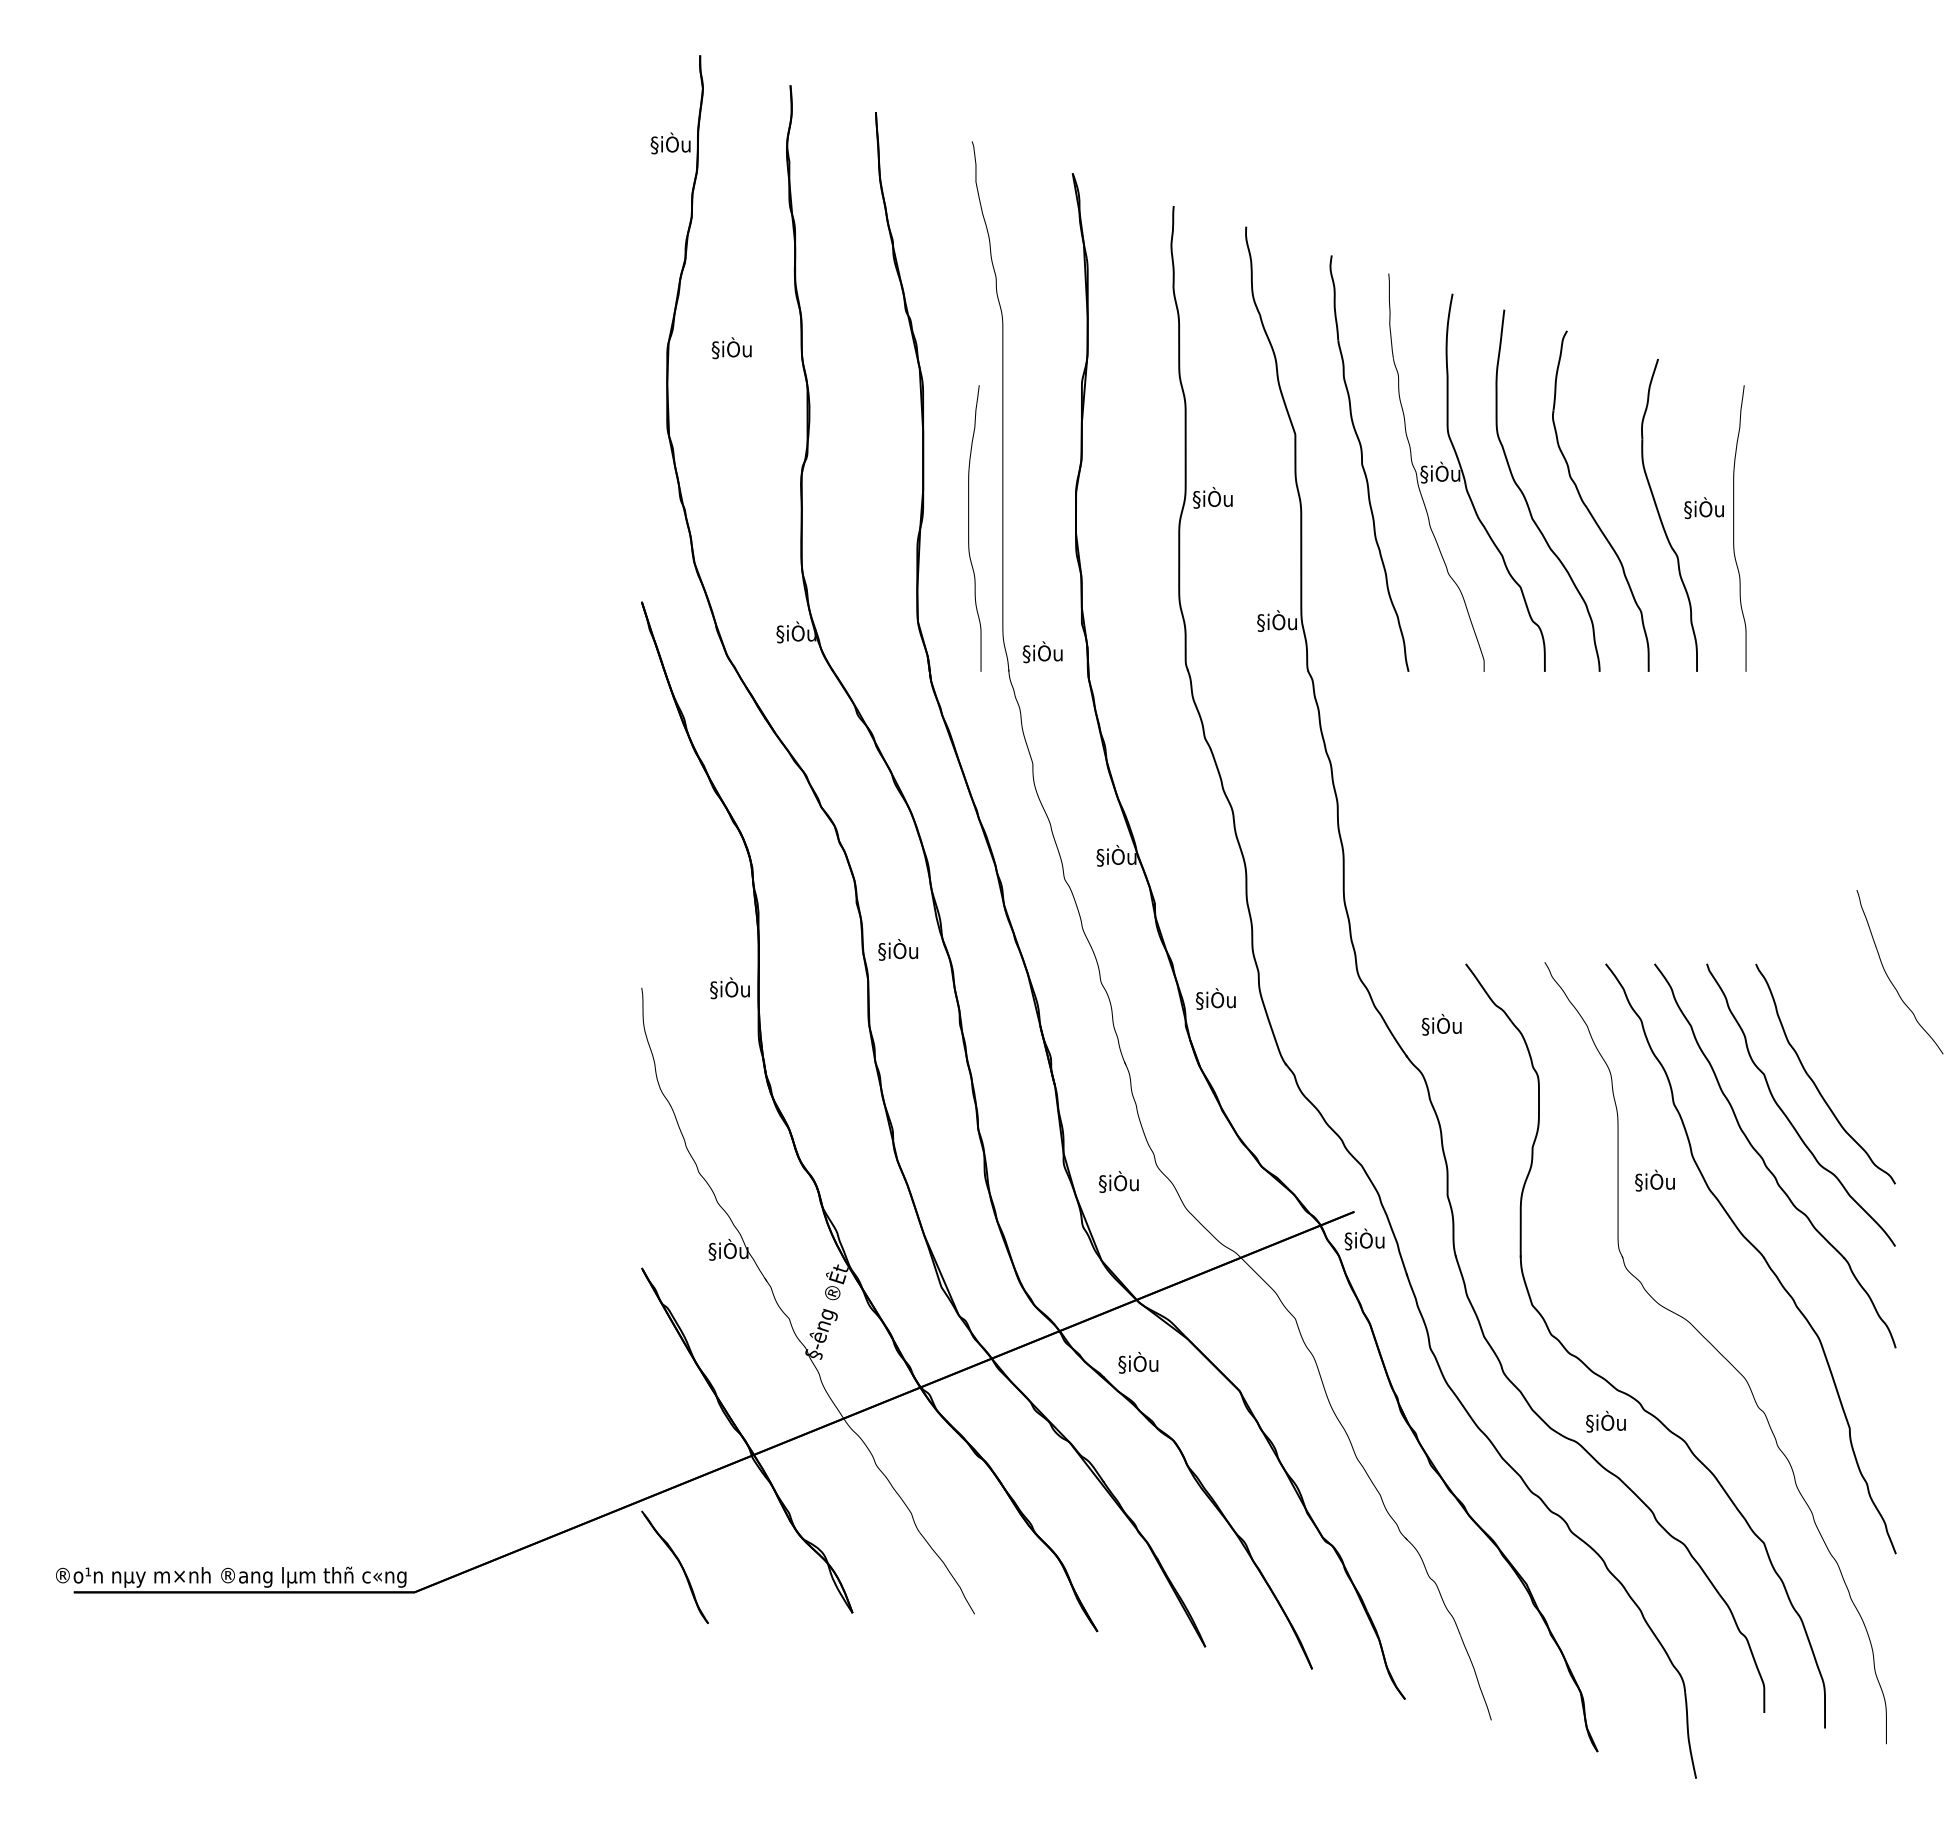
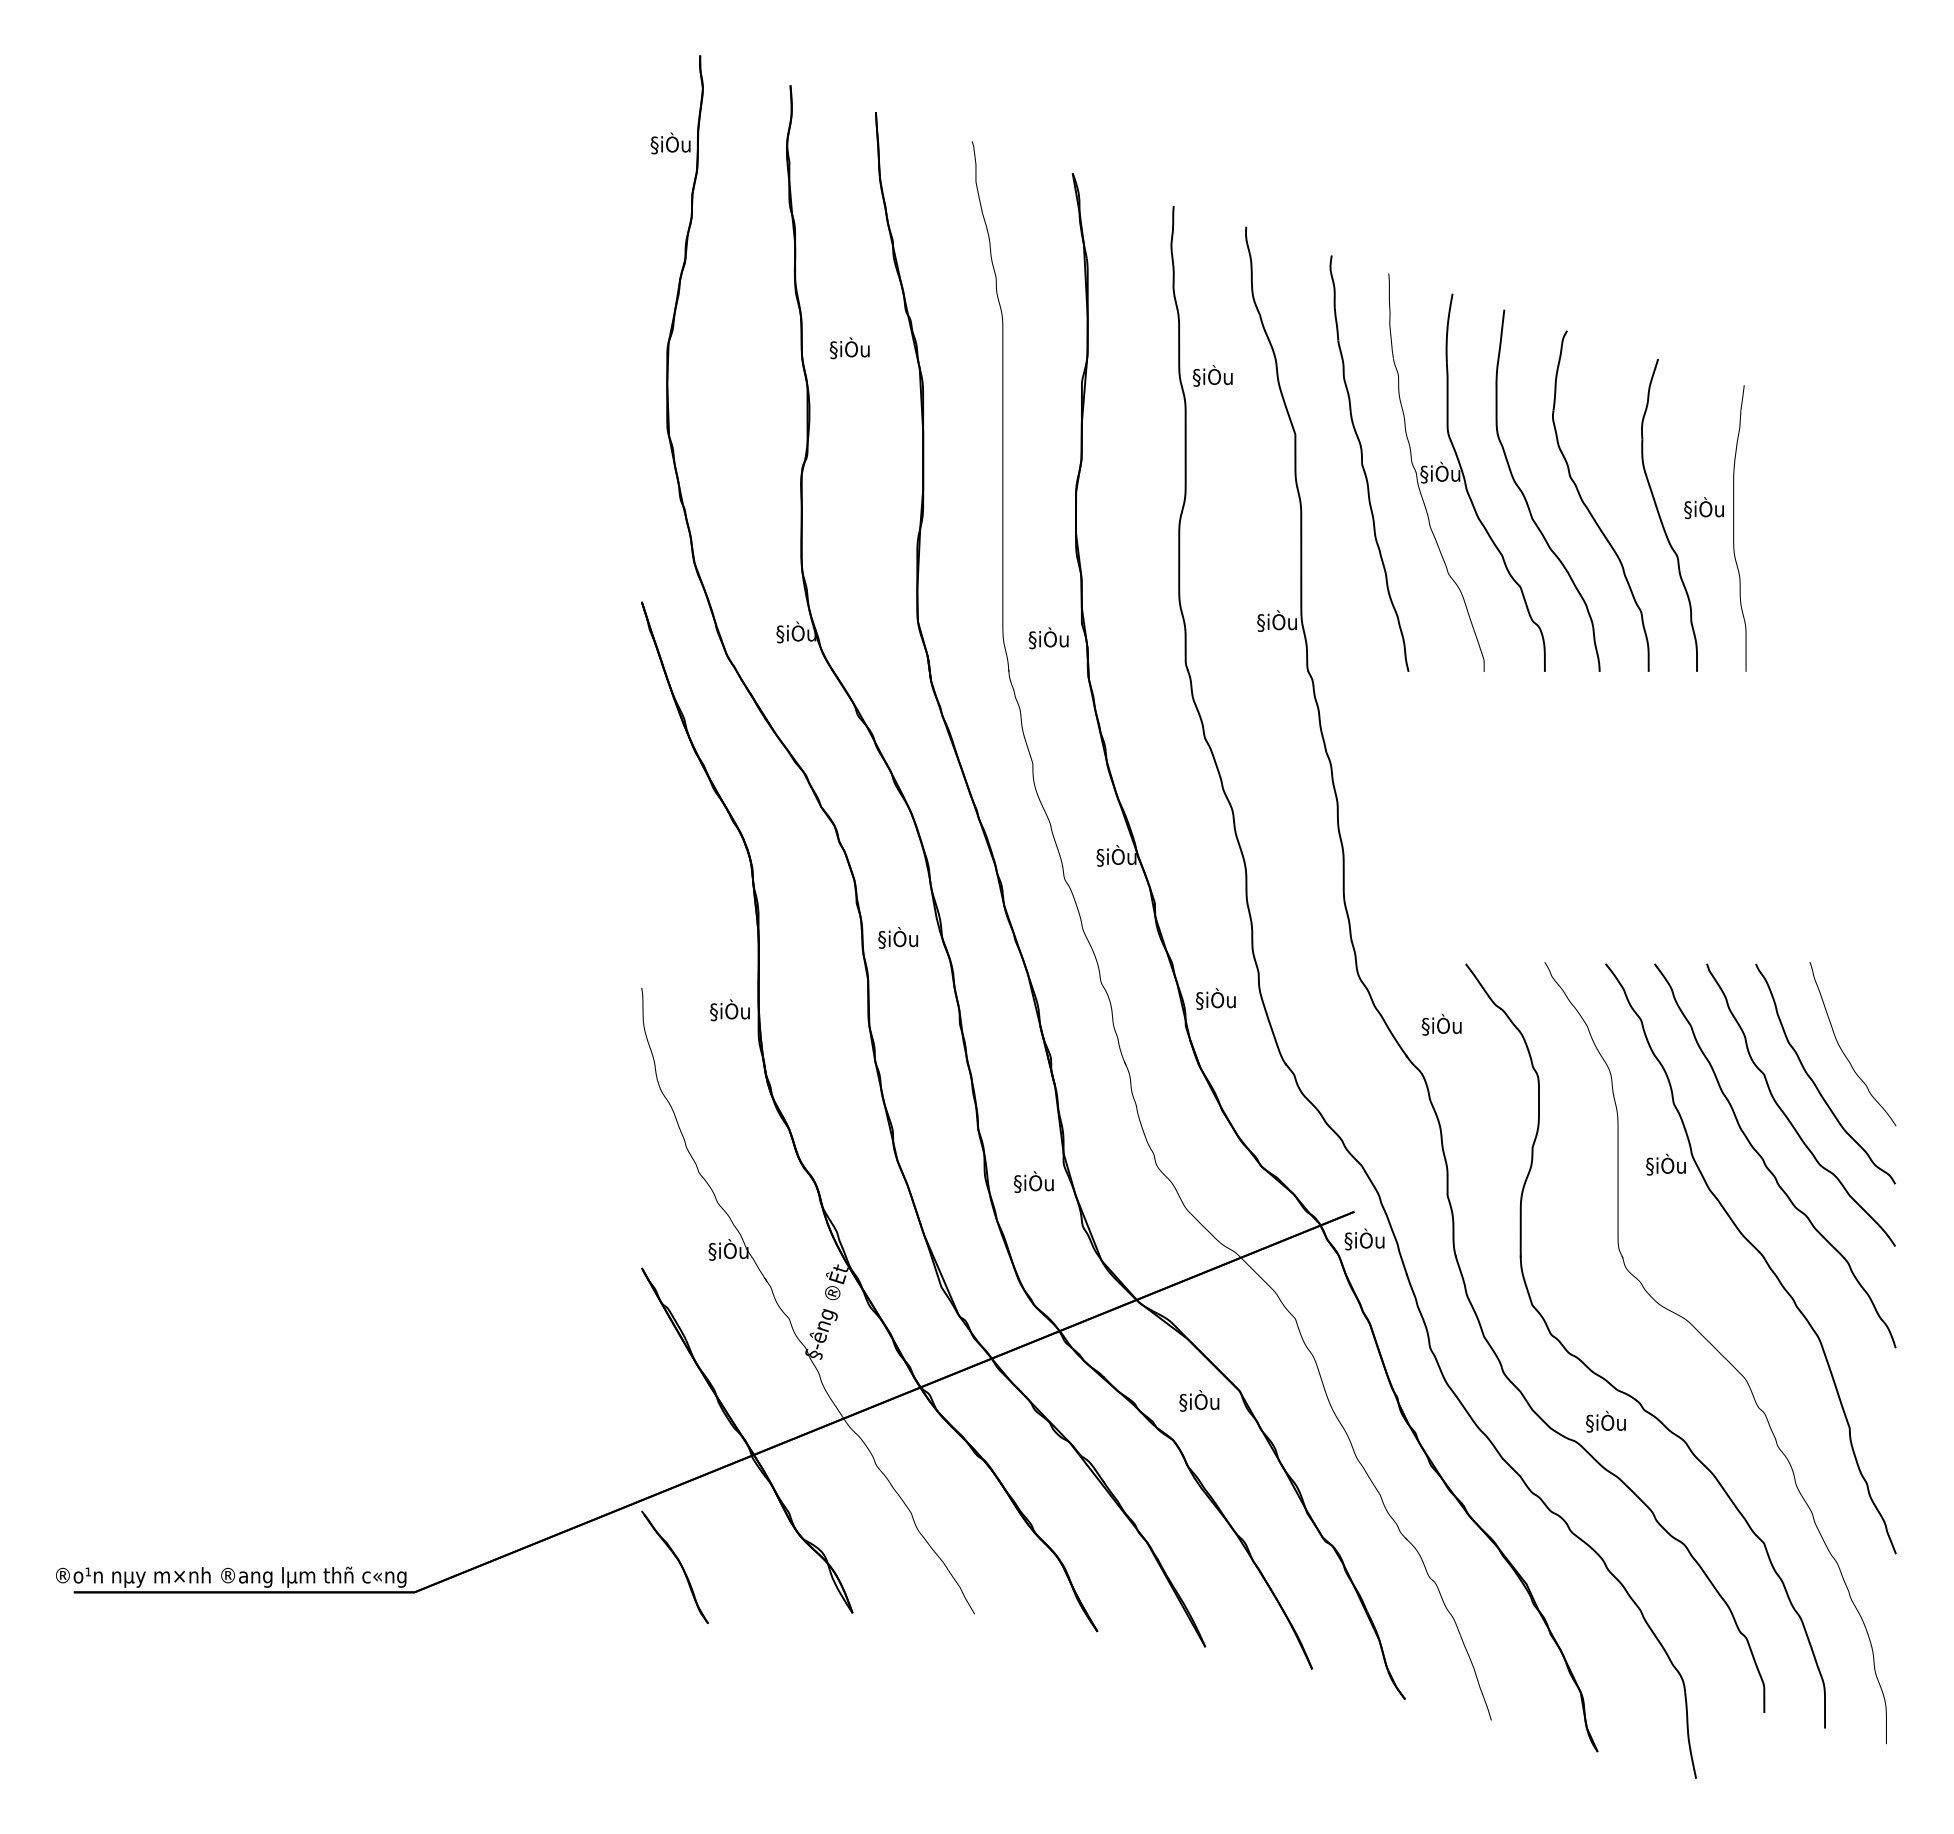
text position: (731, 348) -> (849, 348) (849, 348)
text position: (1212, 497) -> (1212, 375) (1212, 375)
part: present -> none (974, 528)
text position: (1042, 652) -> (1048, 638) (1048, 638)
text position: (898, 949) -> (898, 937) (898, 937)
curve position: (1890, 979) -> (1843, 1051) (1843, 1051)
text position: (729, 988) -> (729, 1010) (729, 1010)
text position: (1654, 1180) -> (1665, 1164) (1665, 1164)
text position: (1118, 1181) -> (1033, 1181) (1033, 1181)
text position: (1138, 1362) -> (1199, 1400) (1199, 1400)
